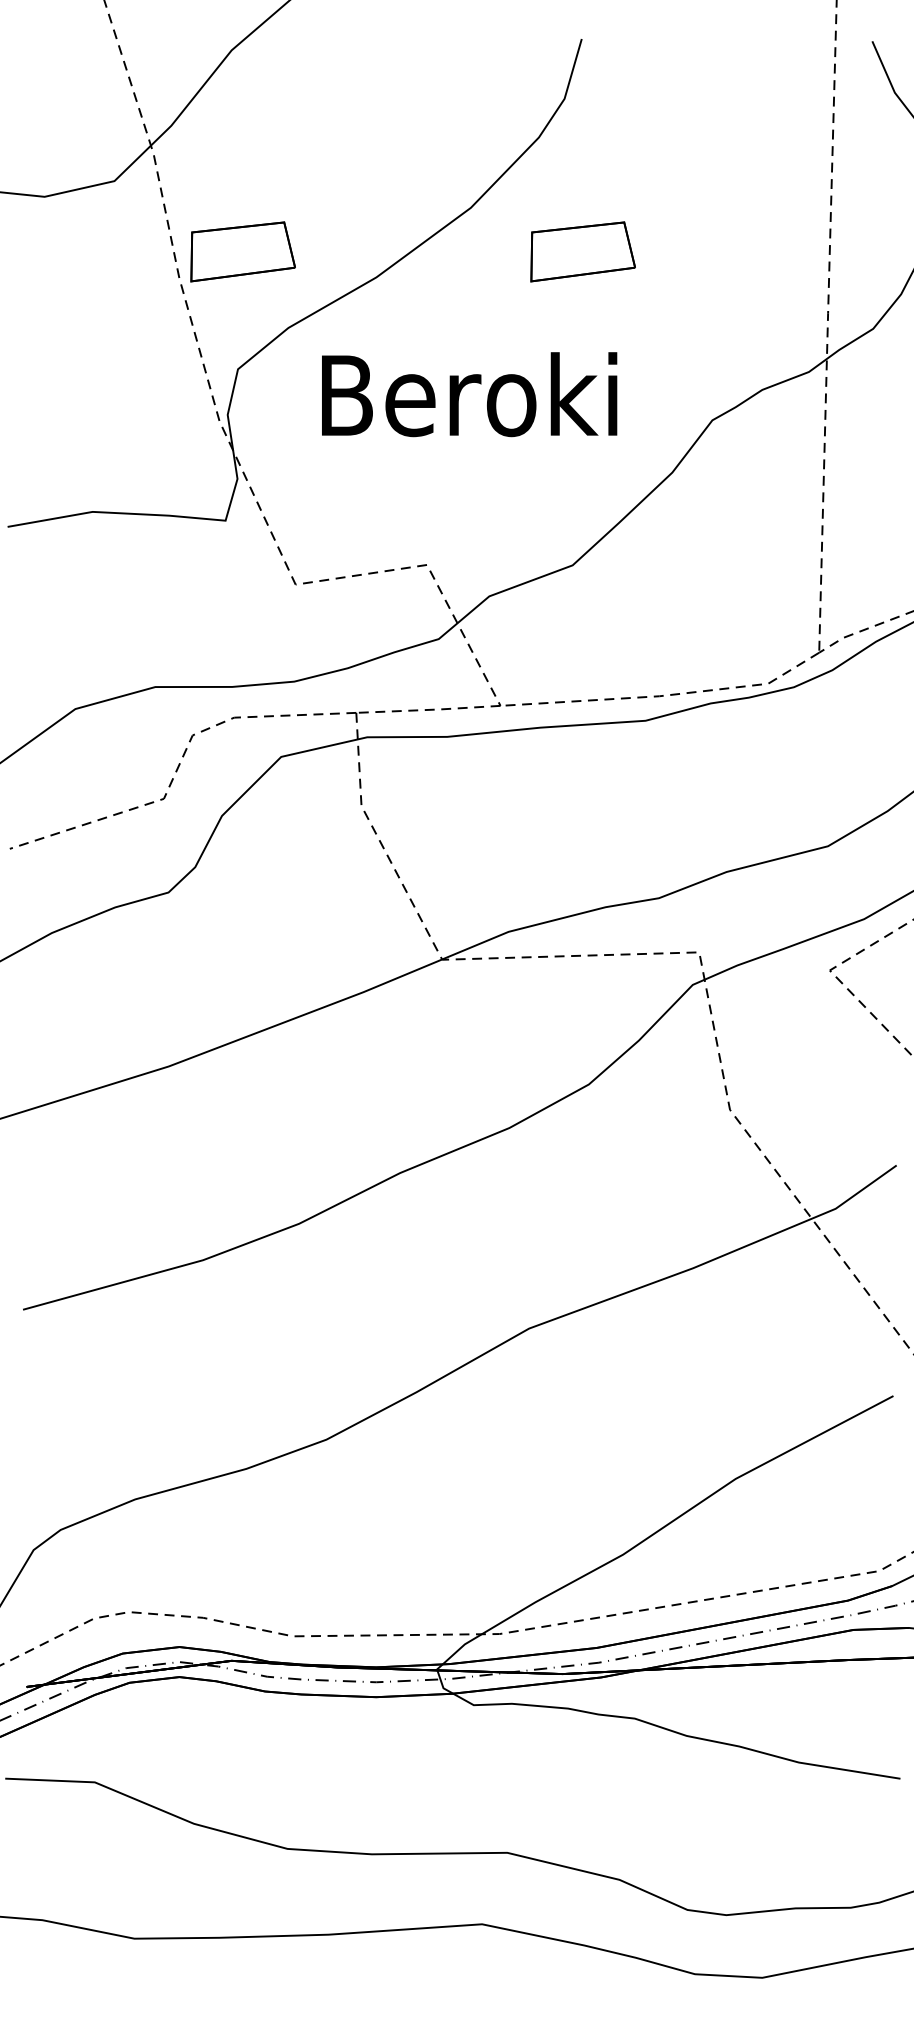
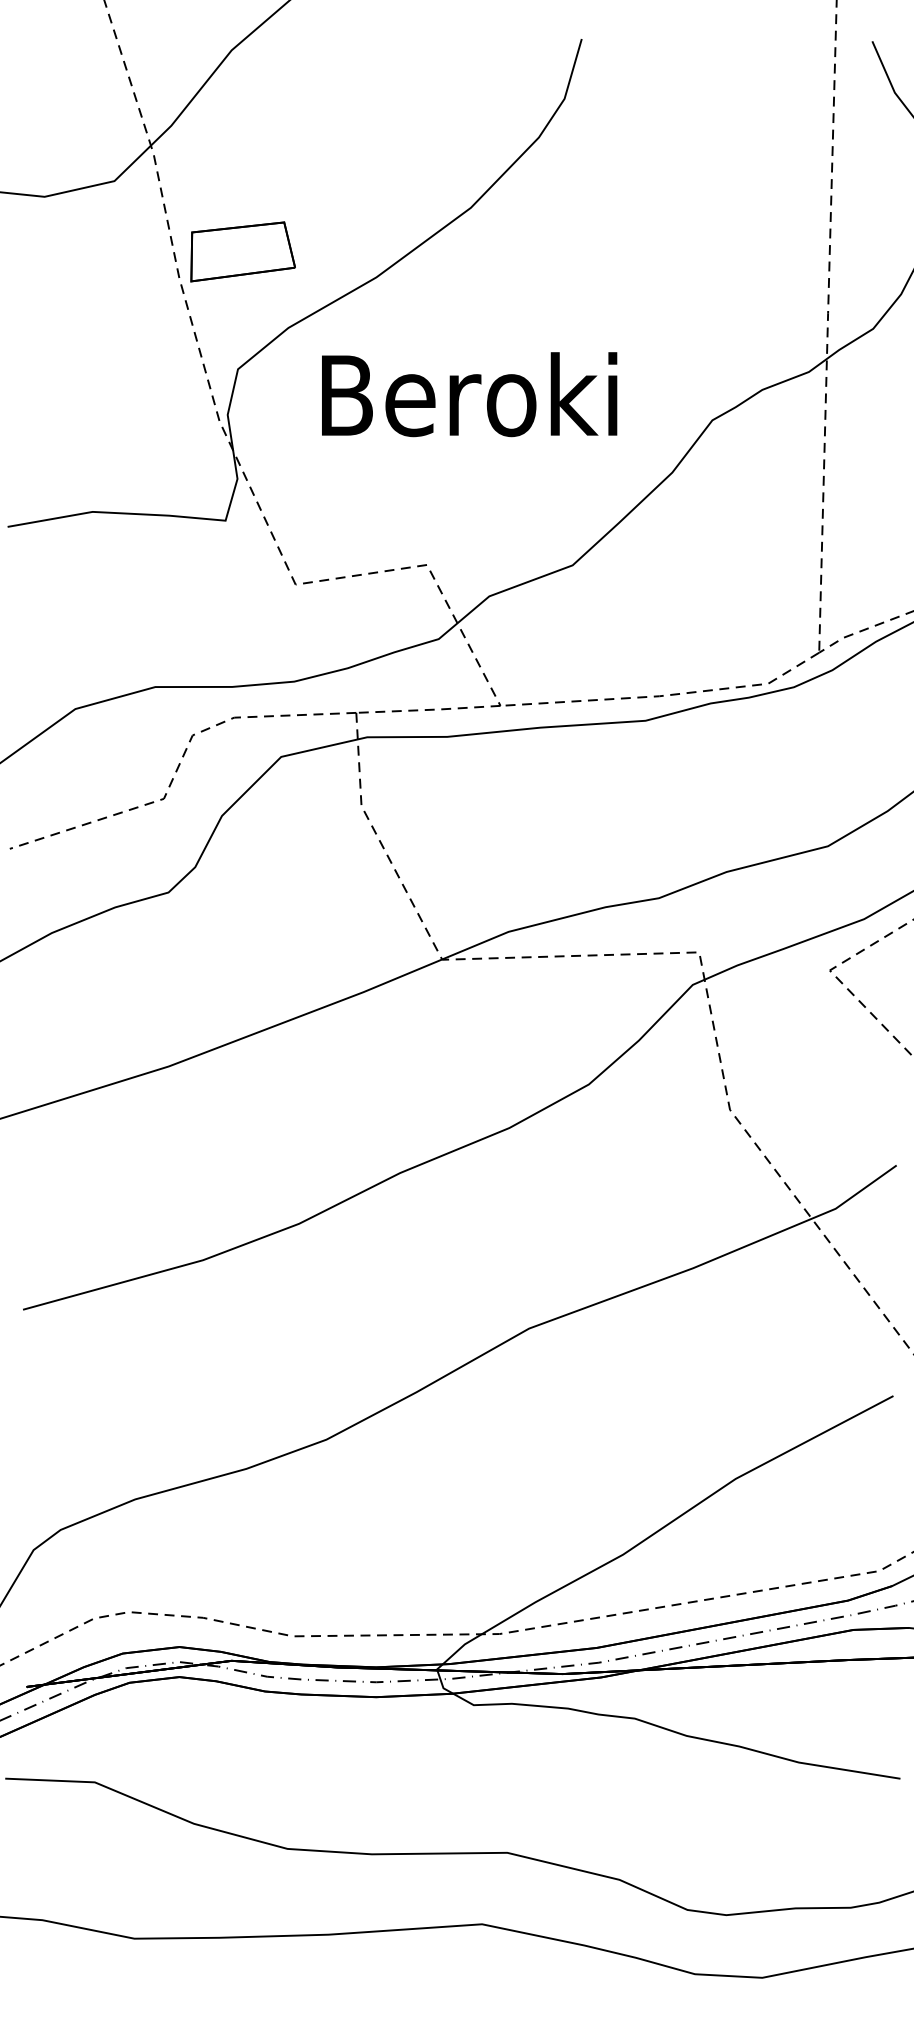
part: present -> none (582, 251)
